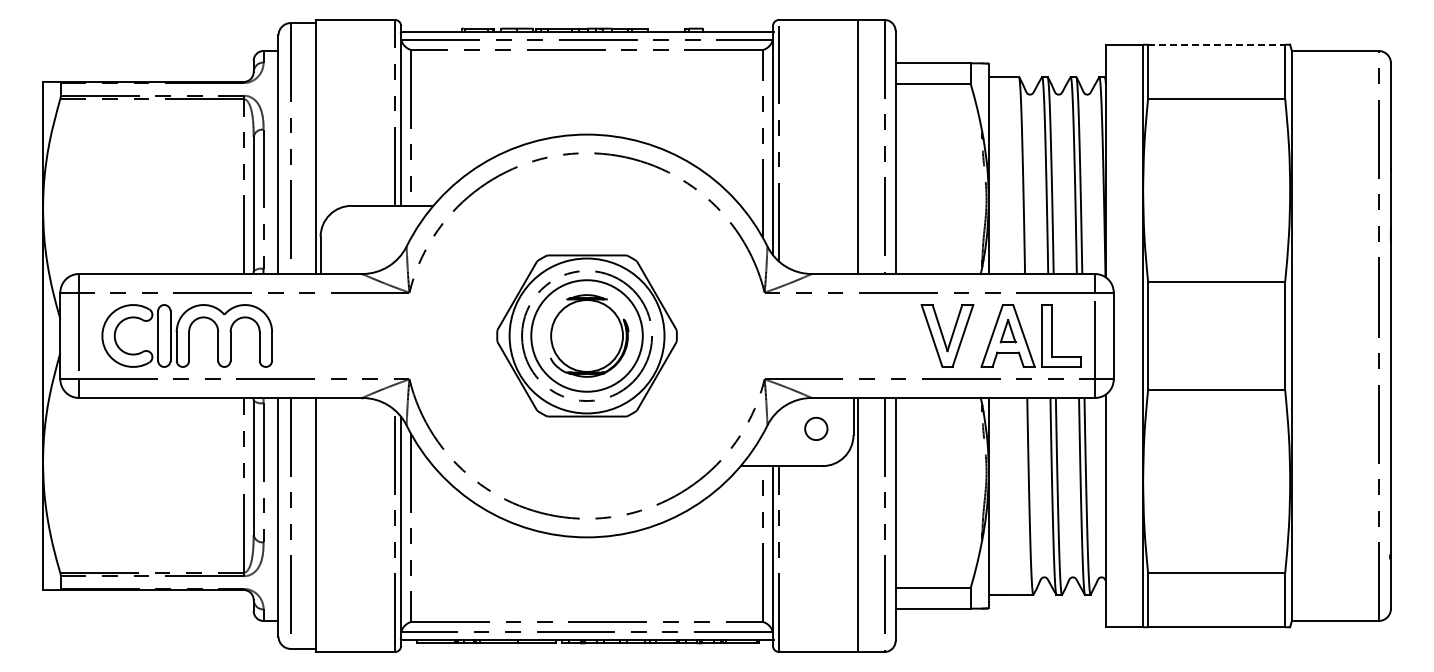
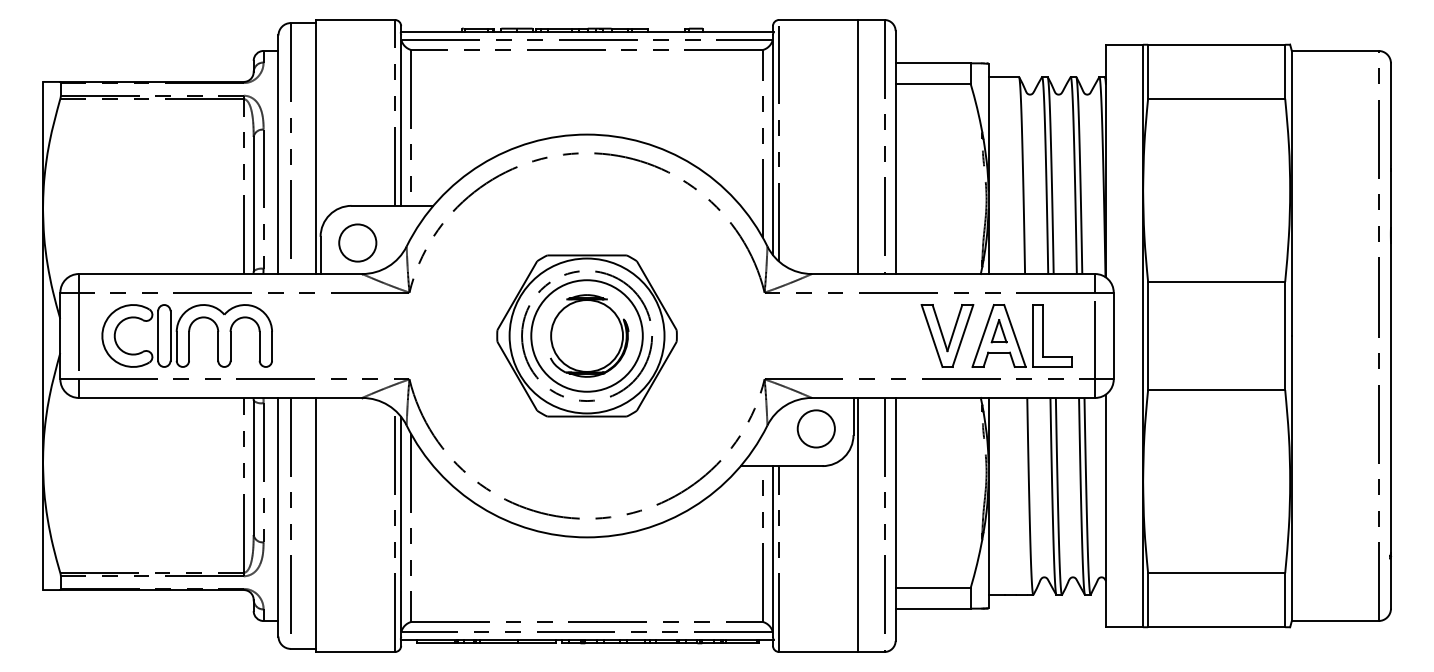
line: dashed -> solid (1216, 44)
circle: none -> present (357, 242)
part position: (1030, 335) -> (1021, 335) (1021, 335)
circle diameter: 22 px -> 37 px (815, 428)
